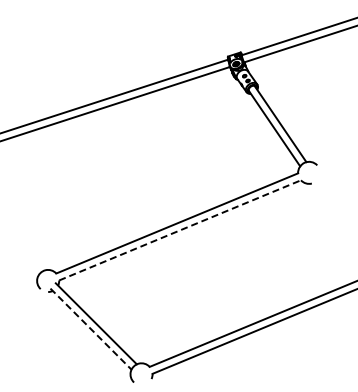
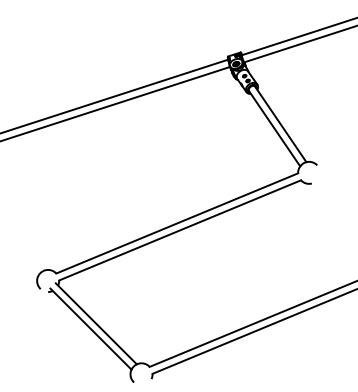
line: dashed -> solid (180, 230)
line: dashed -> solid (91, 329)
